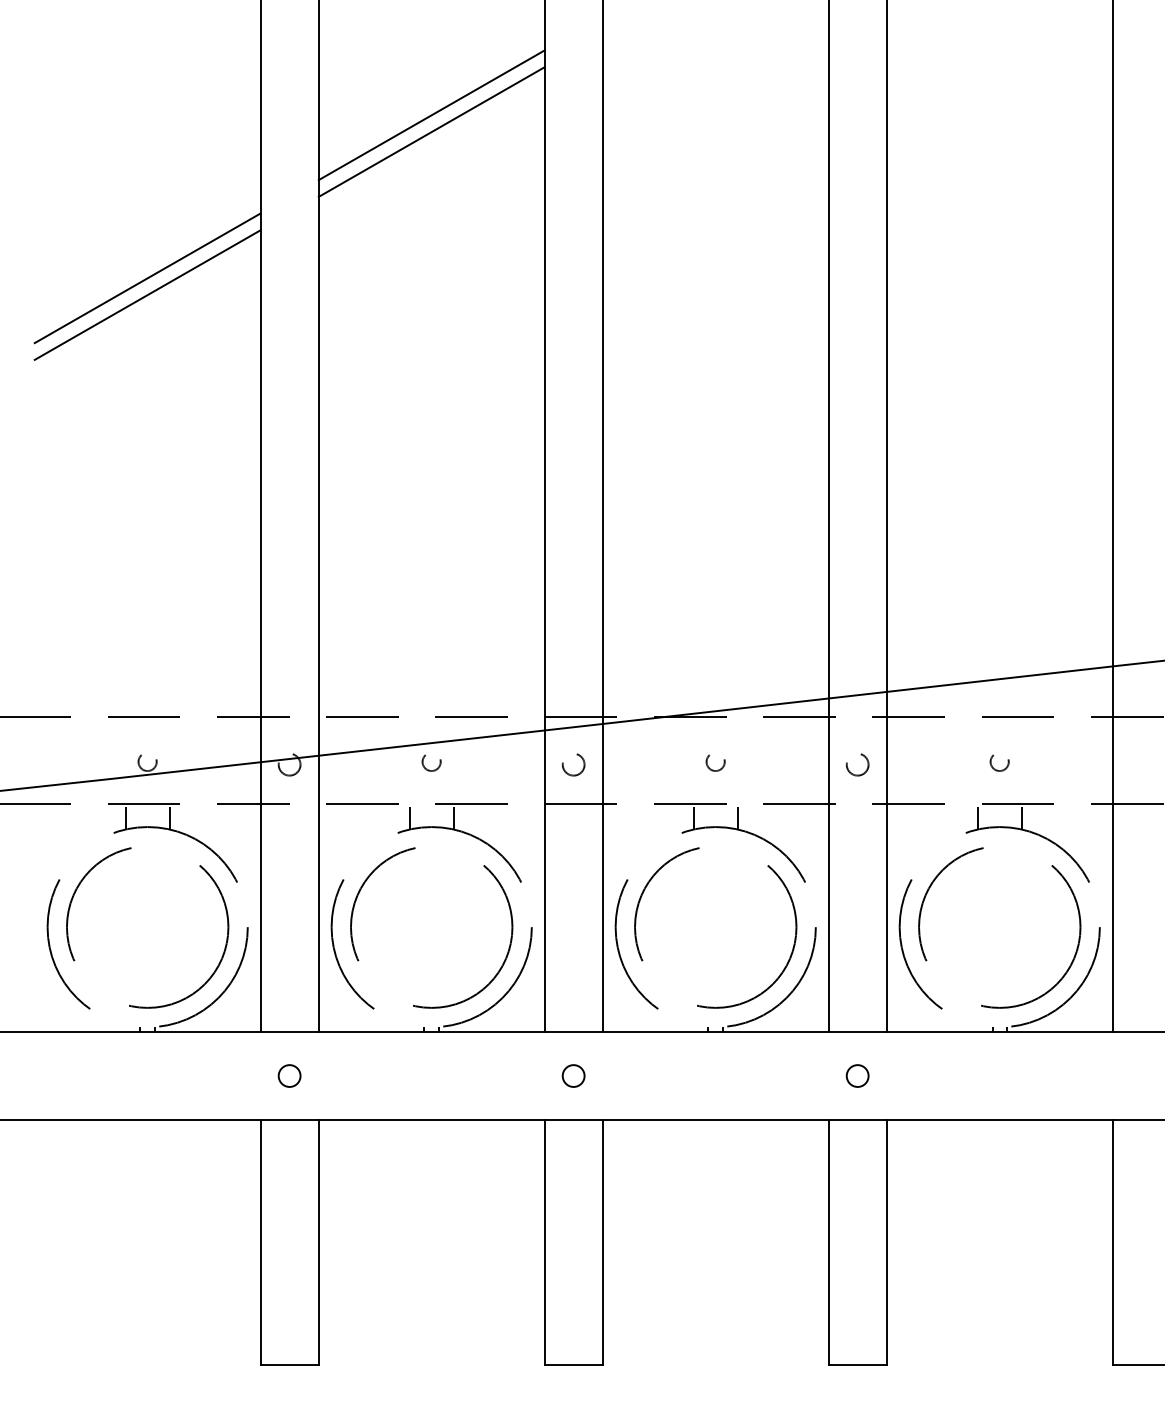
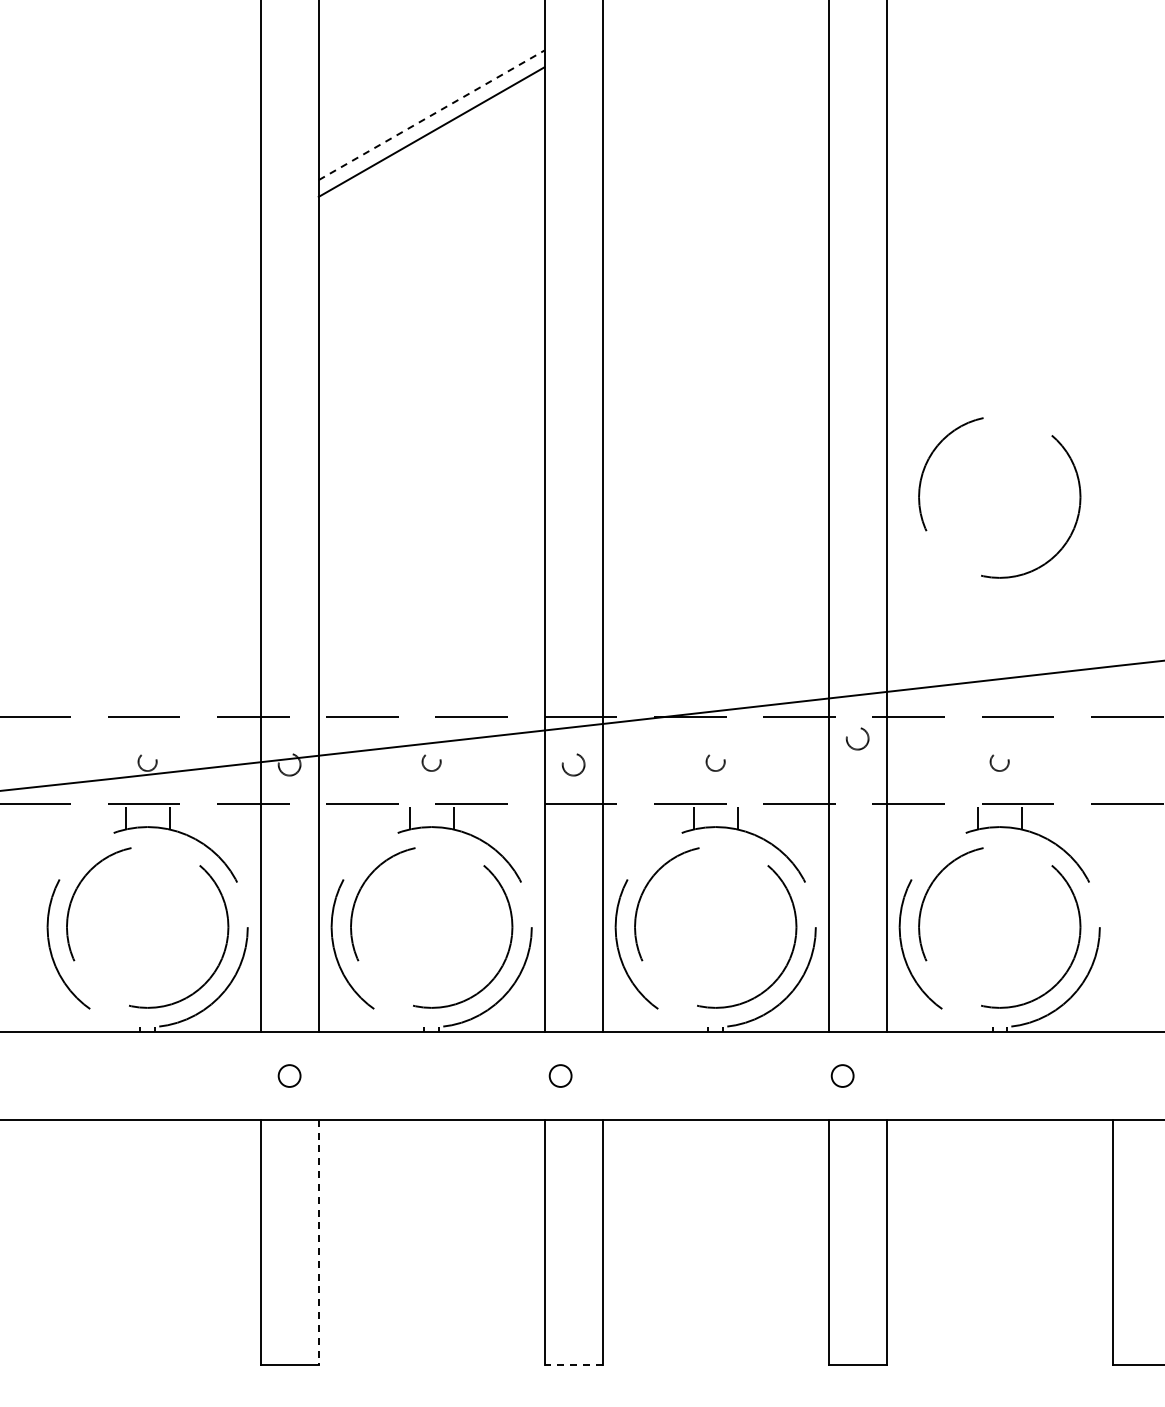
line: solid -> dashed (432, 115)
line: present -> none (147, 278)
line: present -> none (147, 294)
circle: none -> present (999, 497)
line: present -> none (1112, 517)
circle position: (857, 764) -> (857, 738) (857, 738)
circle position: (573, 1075) -> (560, 1075) (560, 1075)
circle position: (857, 1075) -> (842, 1075) (842, 1075)
line: solid -> dashed (318, 1242)
line: solid -> dashed (573, 1364)
